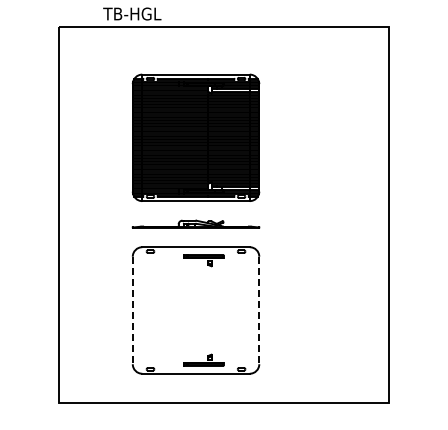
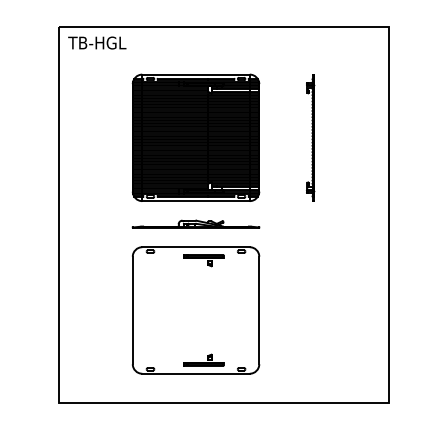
text position: (132, 13) -> (97, 42) (97, 42)
part: none -> present (310, 137)
line: dashed -> solid (132, 310)
line: dashed -> solid (259, 310)
